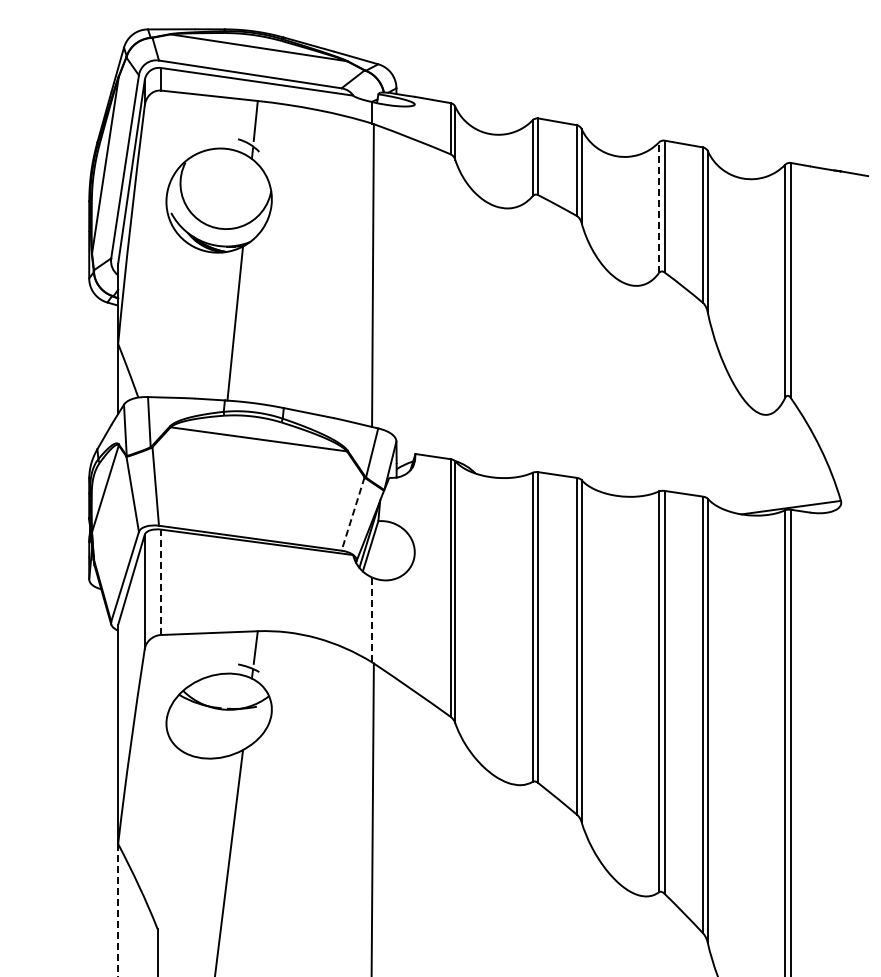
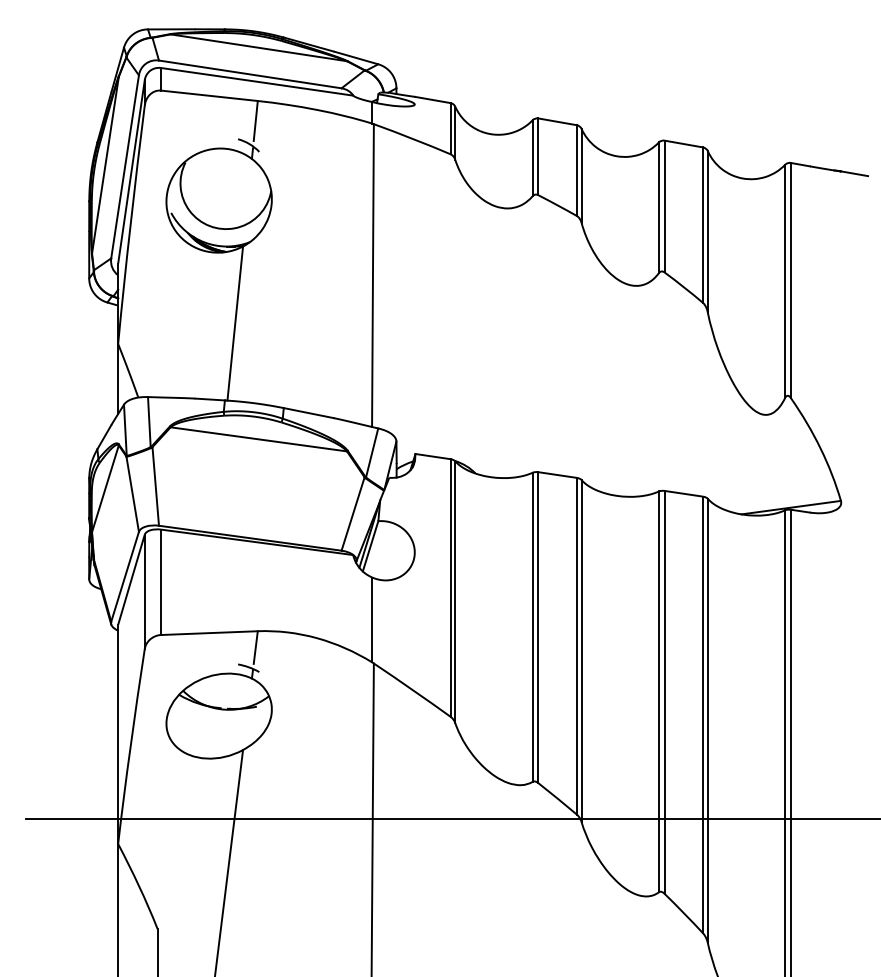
line: dashed -> solid (658, 207)
line: dashed -> solid (352, 514)
line: dashed -> solid (160, 582)
line: dashed -> solid (372, 619)
line: none -> present (451, 818)
line: dashed -> solid (118, 910)
